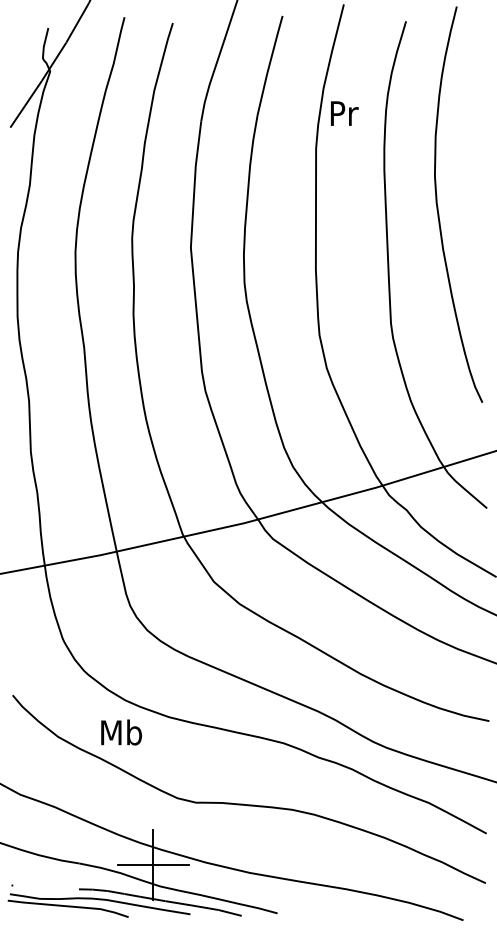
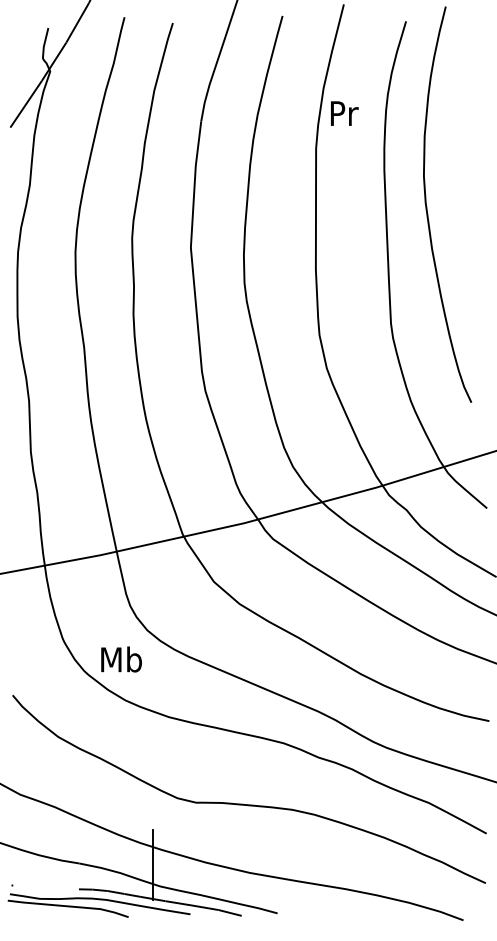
curve position: (438, 206) -> (427, 206) (427, 206)
text position: (121, 732) -> (121, 659) (121, 659)
line: present -> none (153, 864)
